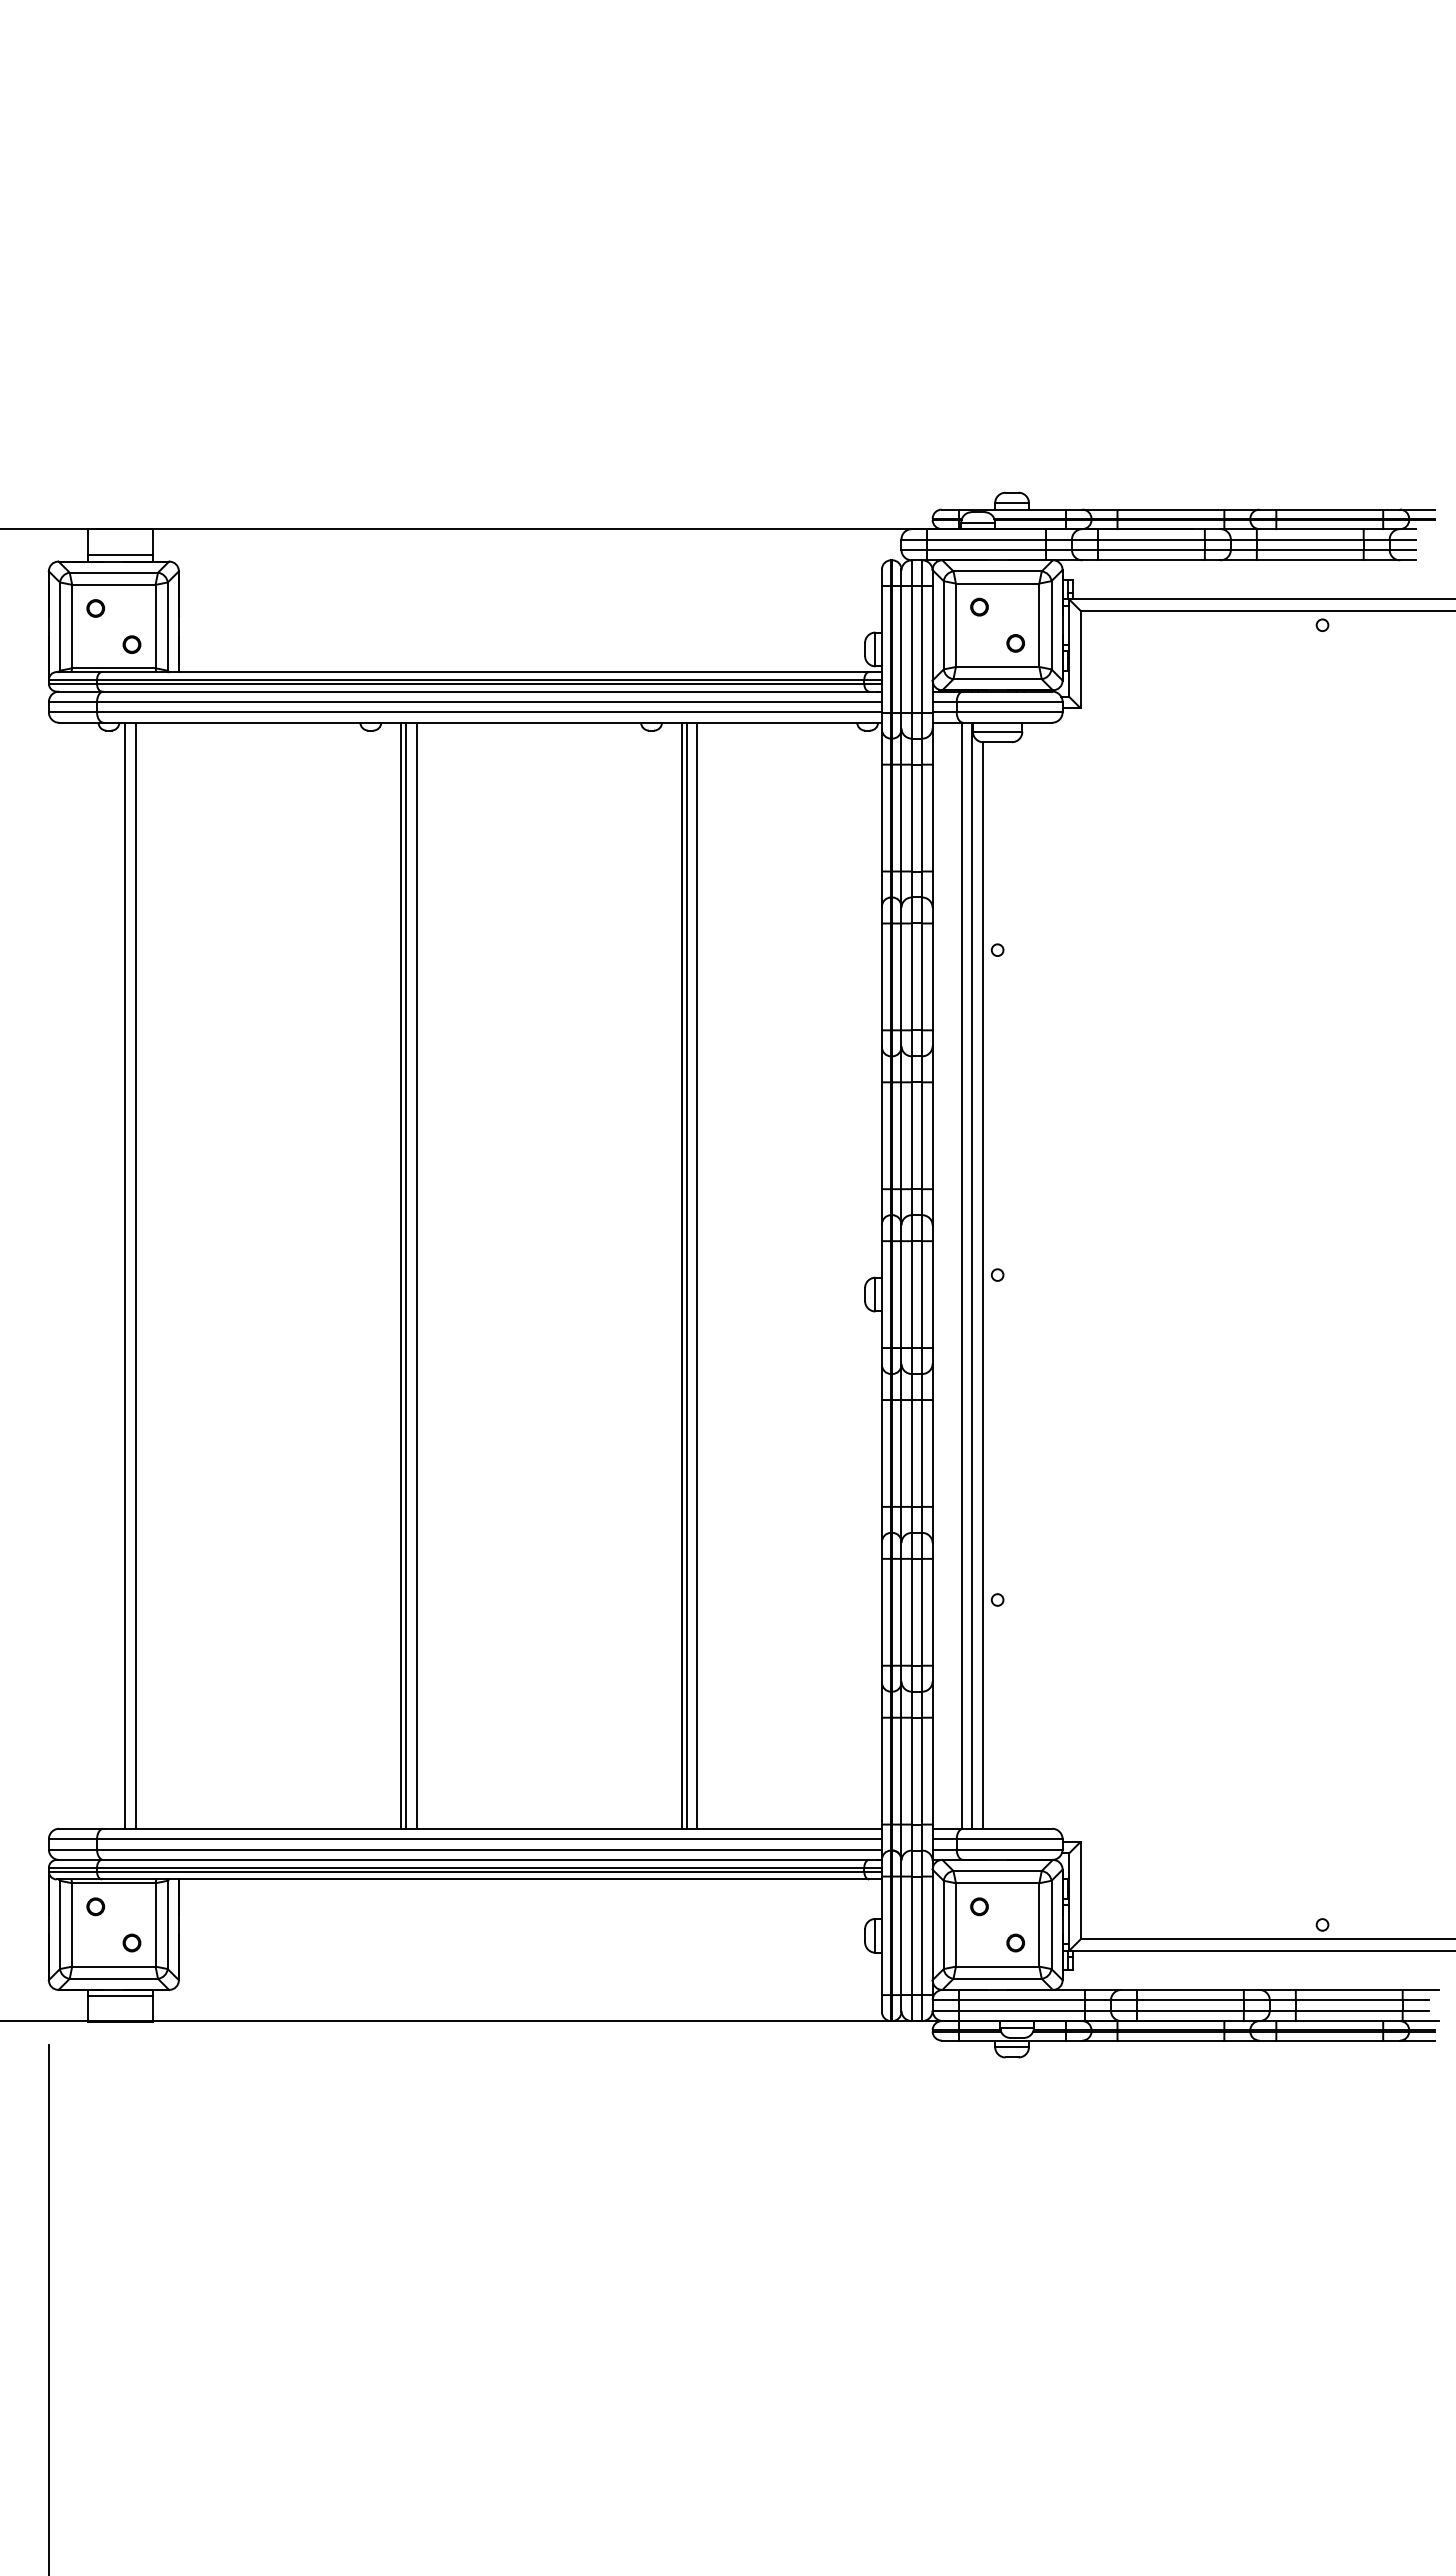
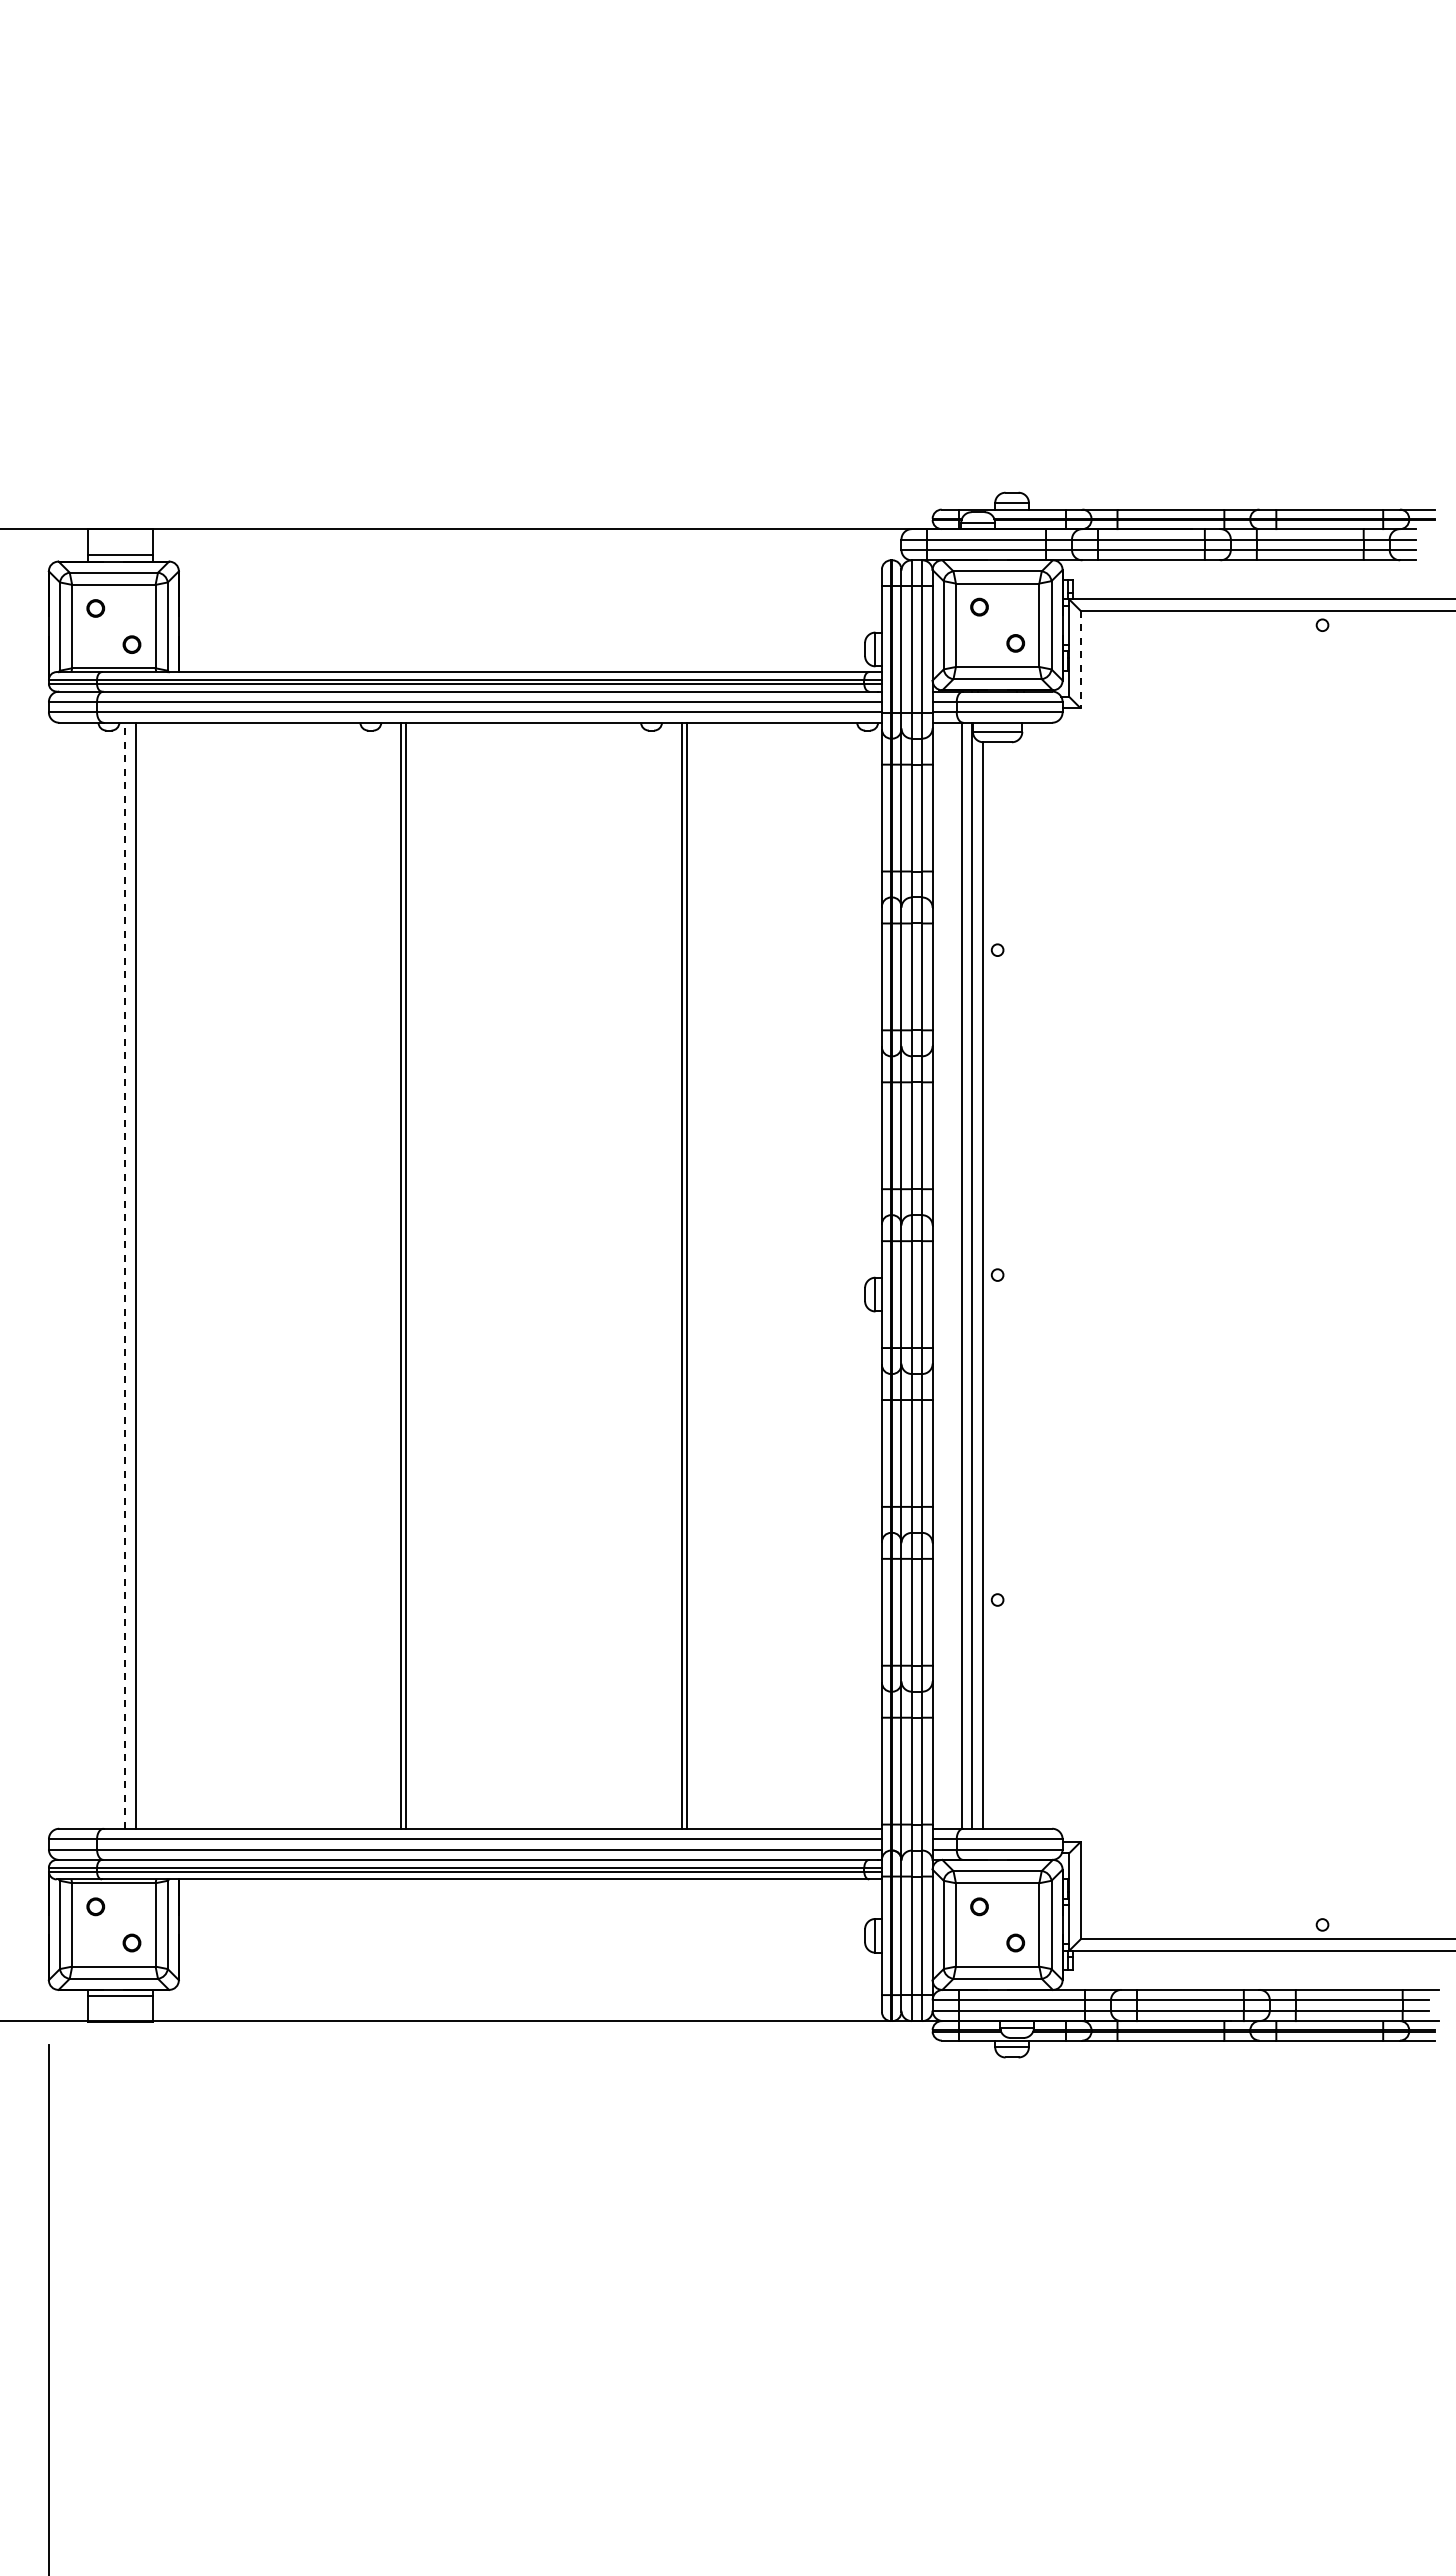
line: solid -> dashed (1080, 659)
line: solid -> dashed (125, 1275)
line: present -> none (416, 1275)
line: present -> none (697, 1275)
